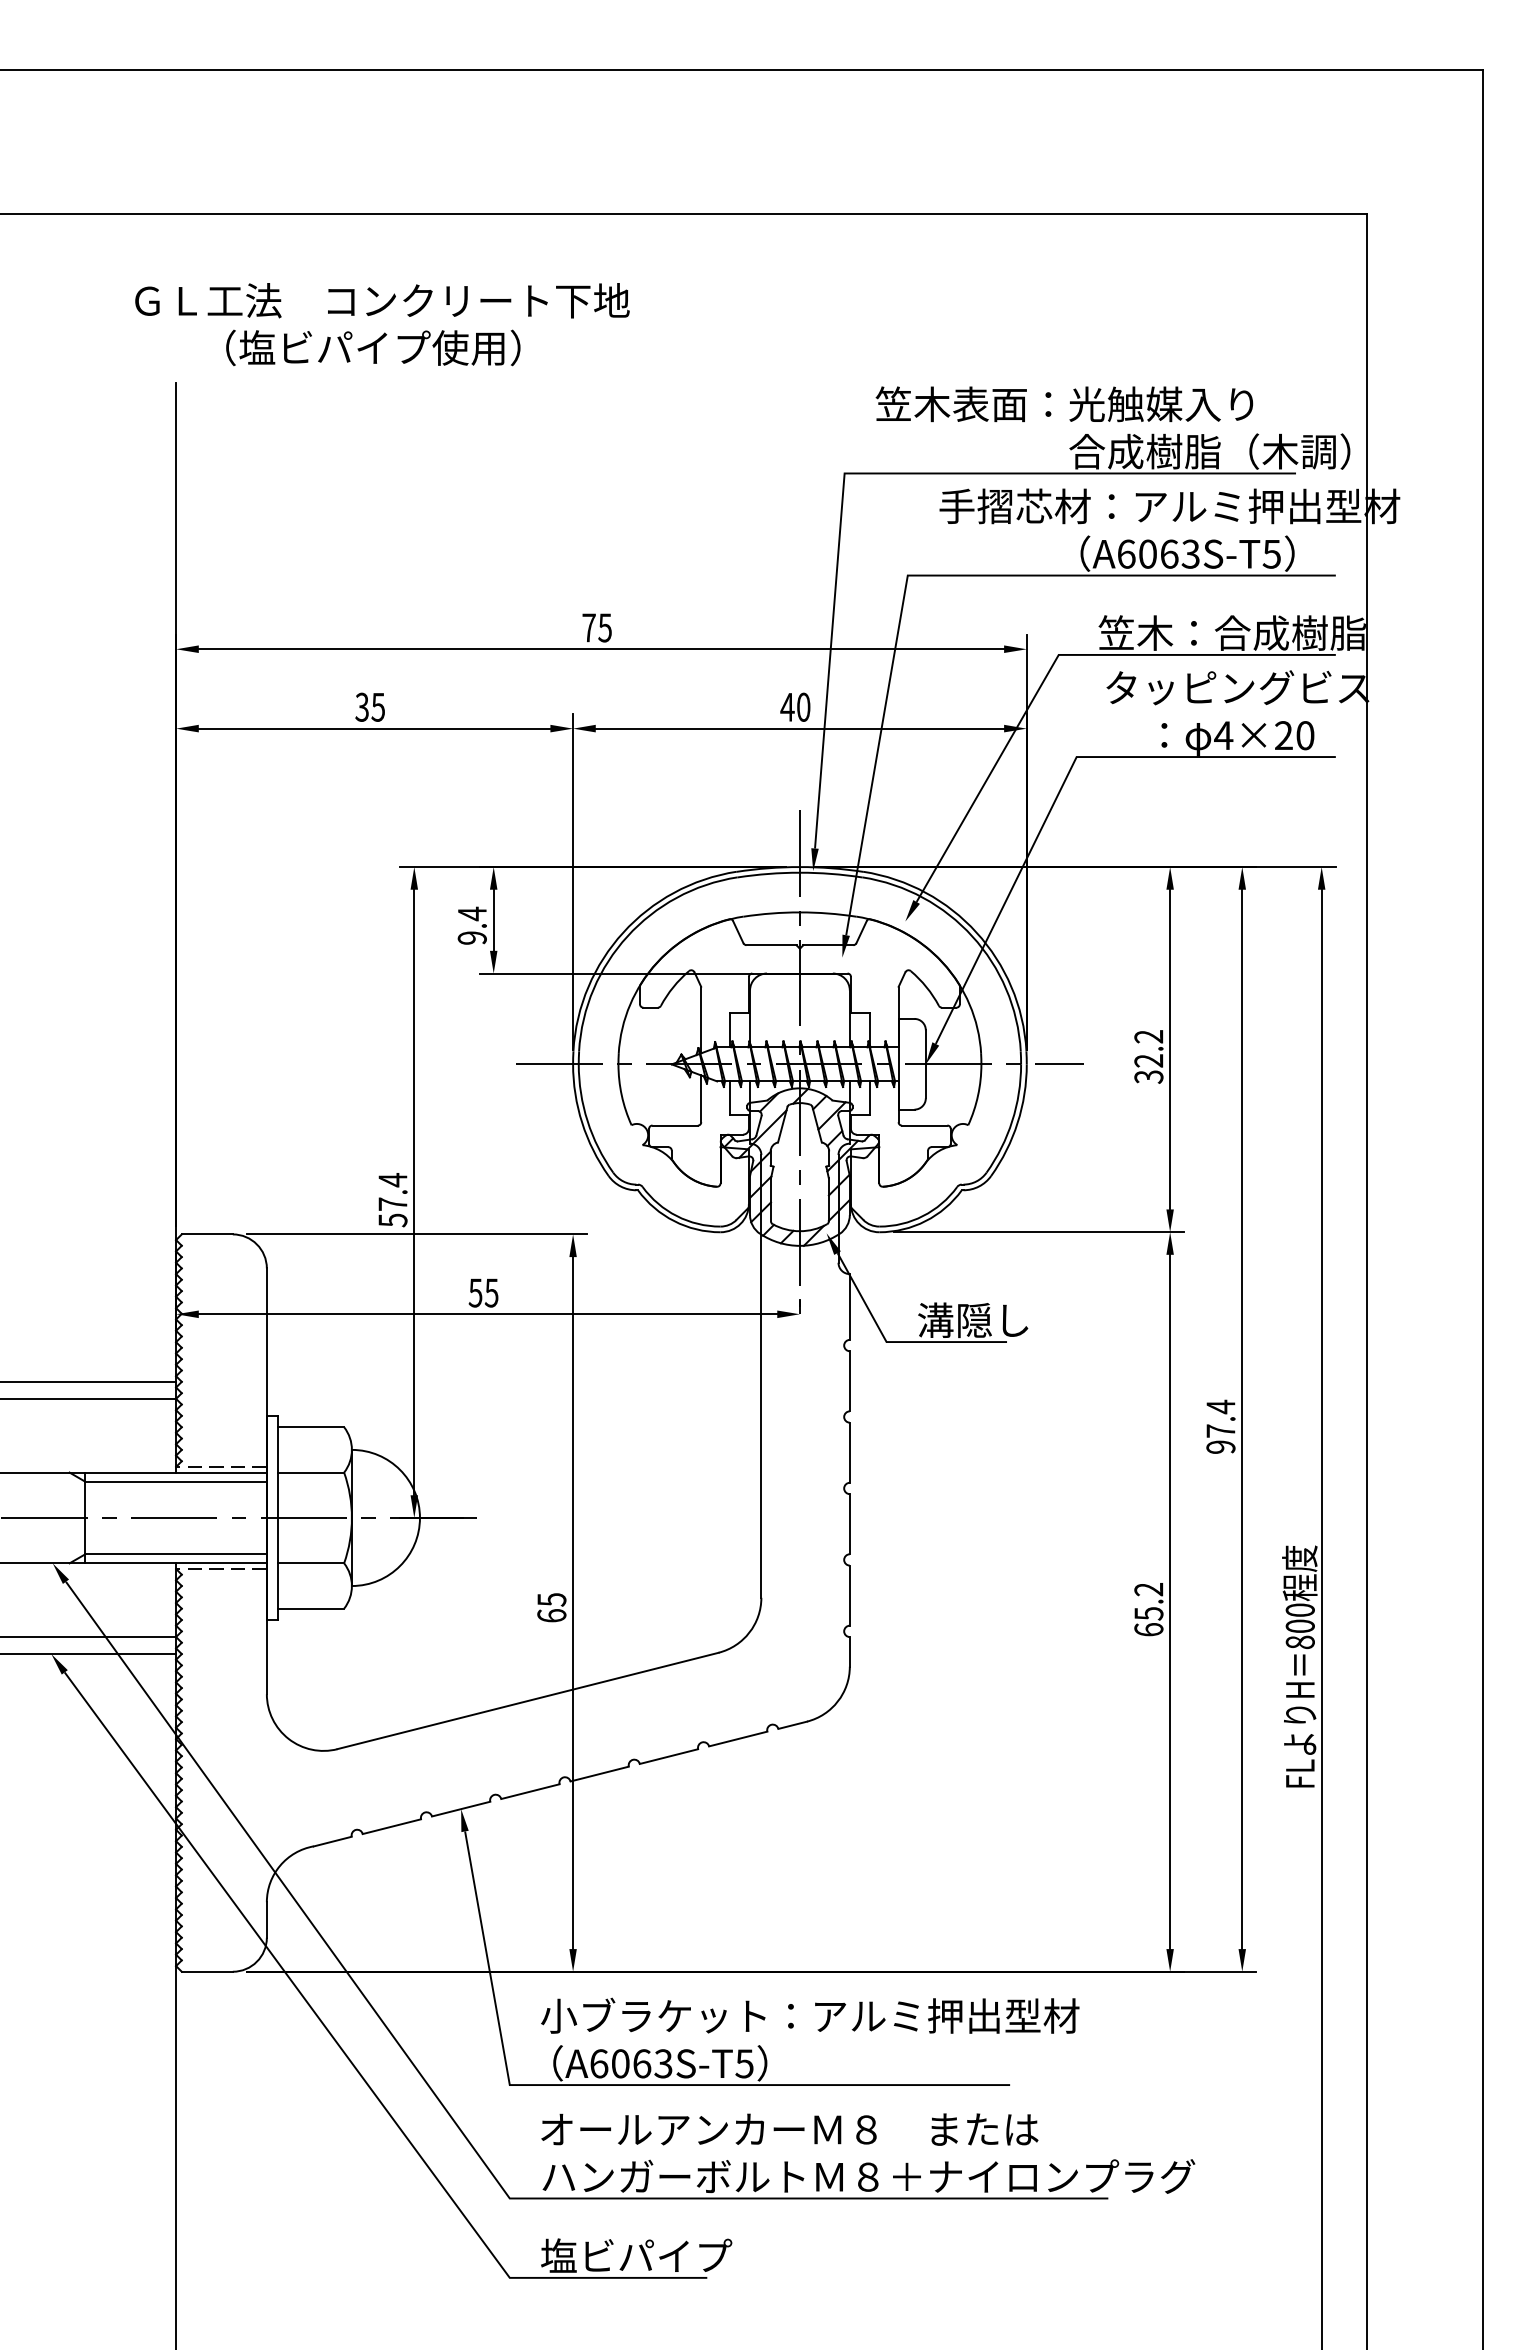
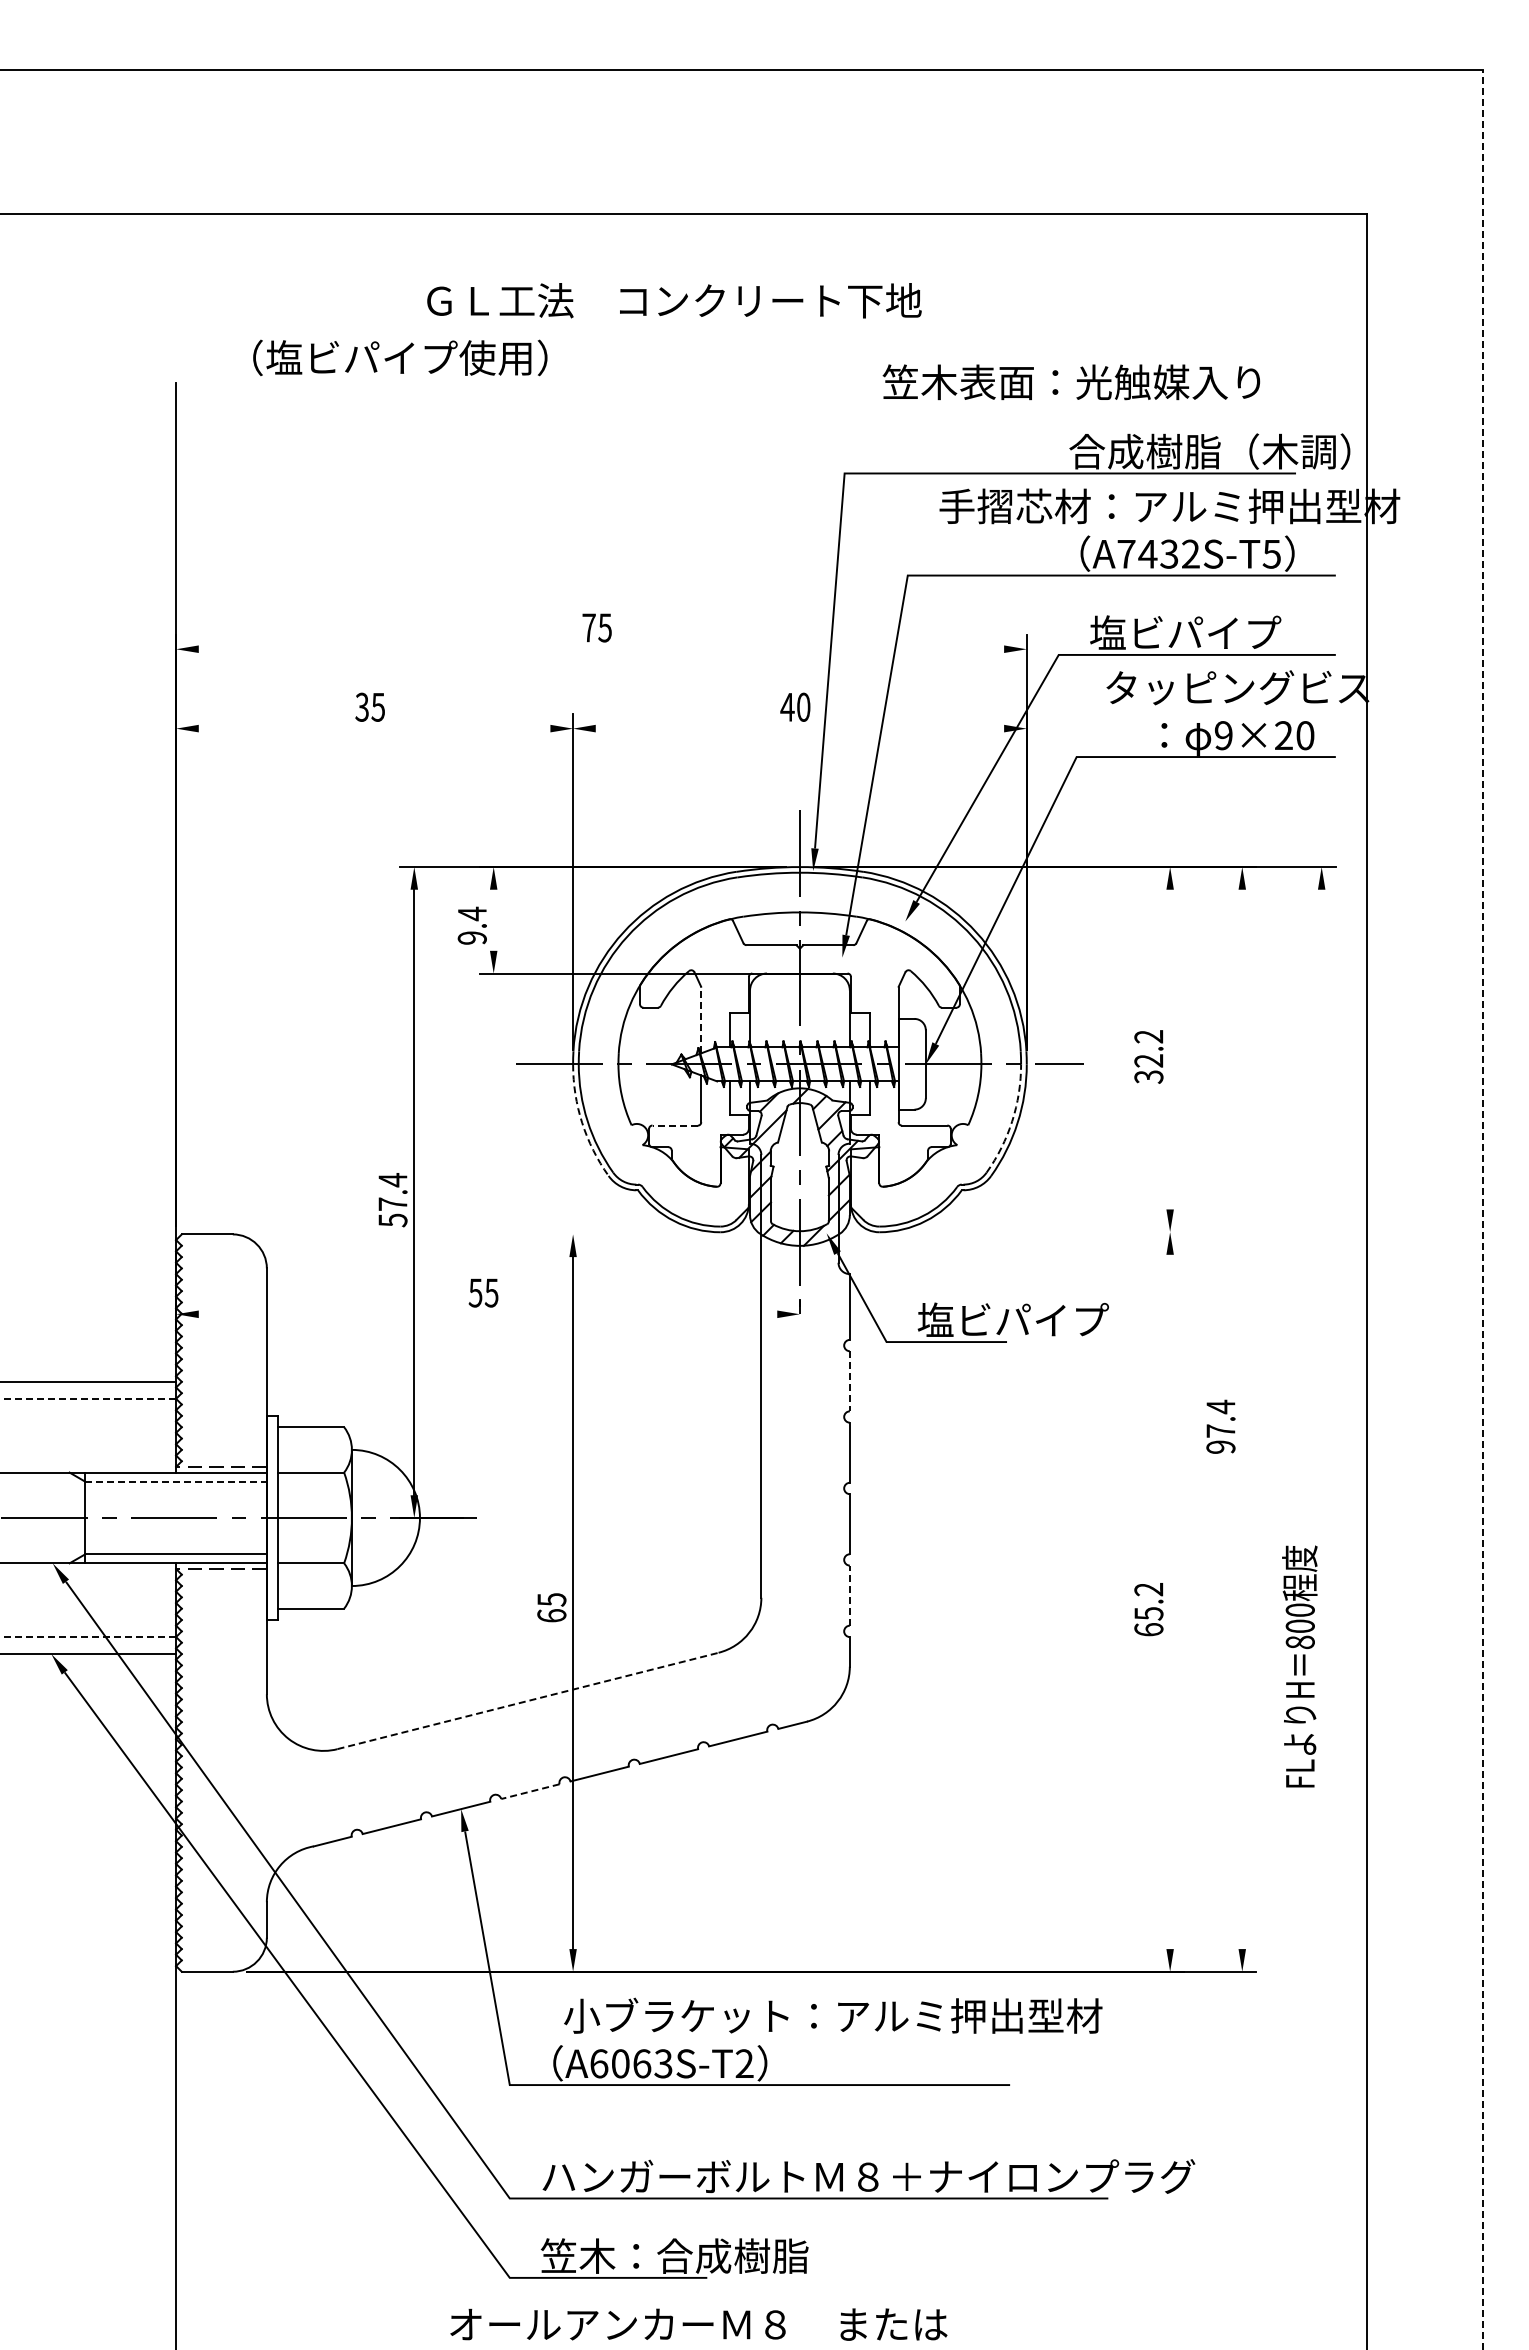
text position: (382, 300) -> (674, 300) (674, 300)
text position: (373, 347) -> (400, 357) (400, 357)
text position: (1064, 404) -> (1071, 382) (1071, 382)
text: A6063S-T5 -> A7432S-T5 (1158, 553)
text: 笠木：合成樹脂 -> 塩ビパイプ (1227, 632)
line: present -> none (601, 649)
line: present -> none (374, 728)
line: present -> none (799, 728)
text: 4×20 -> 9×20 (1223, 735)
line: present -> none (493, 919)
line: solid -> dashed (701, 1020)
line: present -> none (1170, 1049)
arc: solid -> dashed (1012, 1121)
arc: solid -> dashed (582, 1122)
line: solid -> dashed (675, 1125)
line: solid -> dashed (1483, 1209)
line: present -> none (1038, 1232)
line: present -> none (417, 1234)
line: present -> none (487, 1314)
text: 溝隠し -> 塩ビパイプ (1012, 1320)
line: solid -> dashed (849, 1381)
line: solid -> dashed (88, 1398)
line: present -> none (1242, 1419)
line: solid -> dashed (176, 1481)
line: solid -> dashed (849, 1595)
line: present -> none (1170, 1601)
line: present -> none (1321, 1617)
line: solid -> dashed (88, 1637)
line: solid -> dashed (528, 1700)
line: solid -> dashed (529, 1791)
text position: (810, 2015) -> (833, 2015) (833, 2015)
text: A6063S-T5 -> A6063S-T2 (744, 2063)
text position: (789, 2129) -> (698, 2324) (698, 2324)
text: 塩ビパイプ -> 笠木：合成樹脂 (674, 2255)
